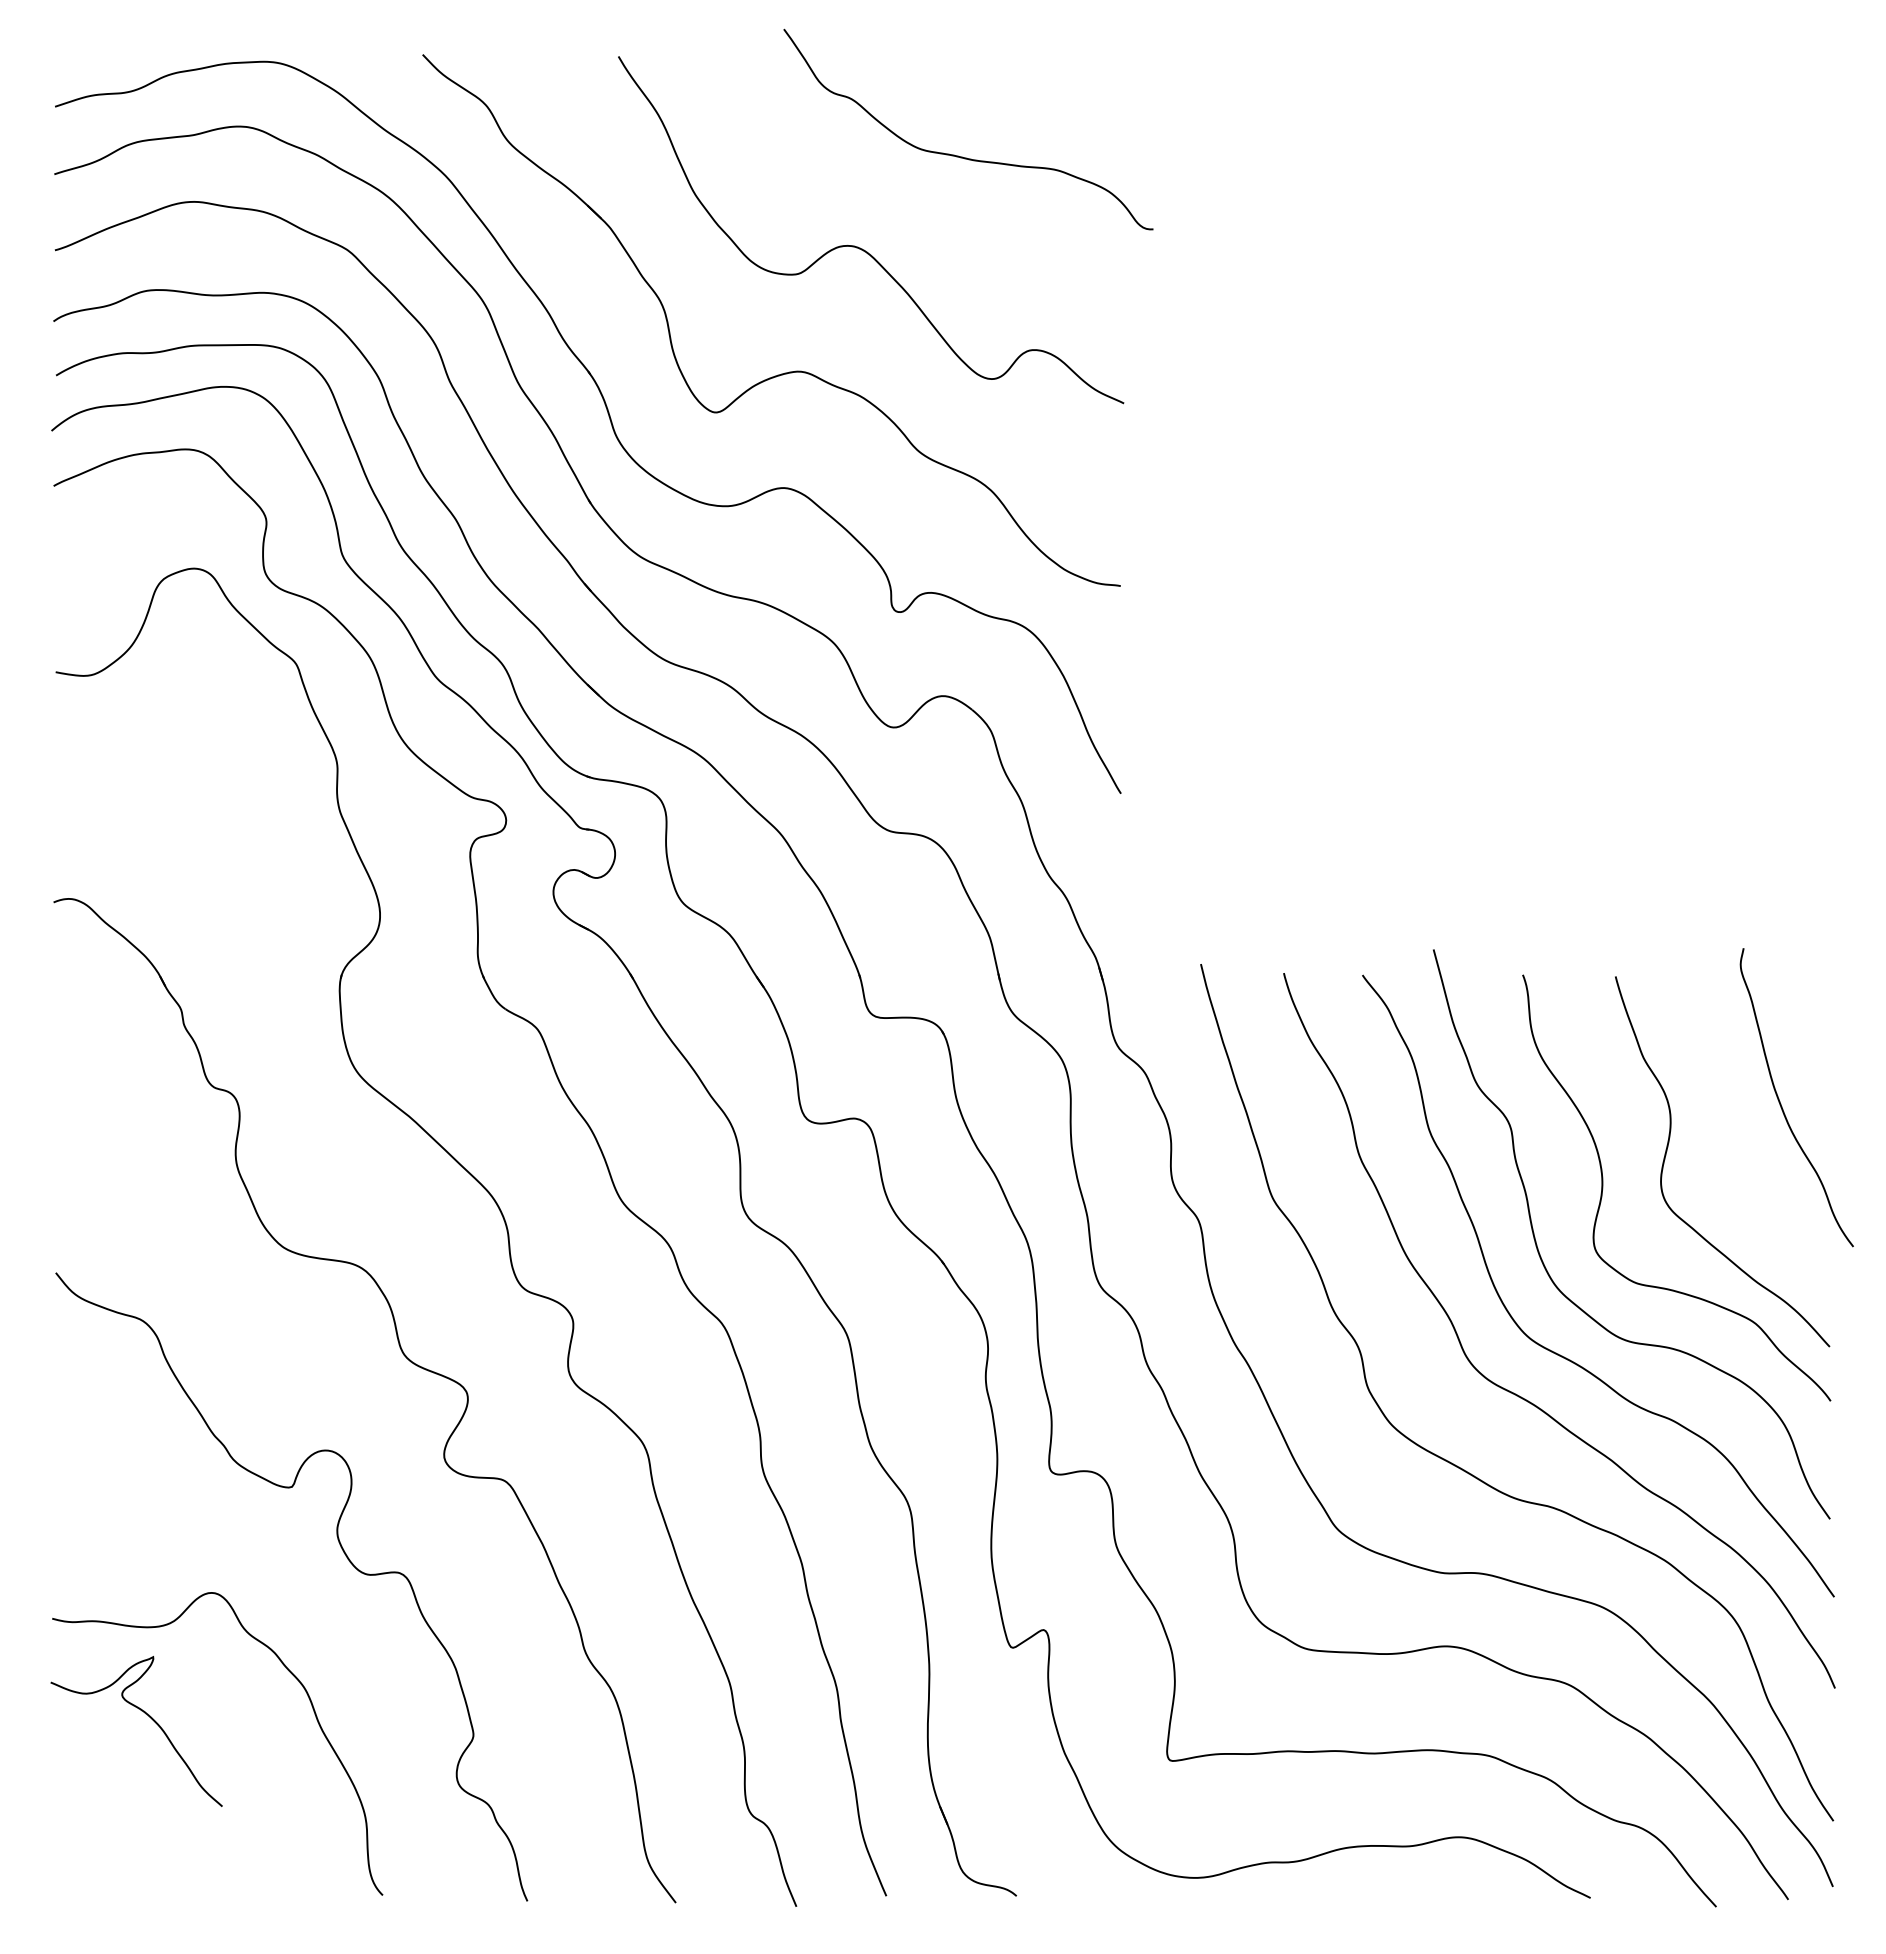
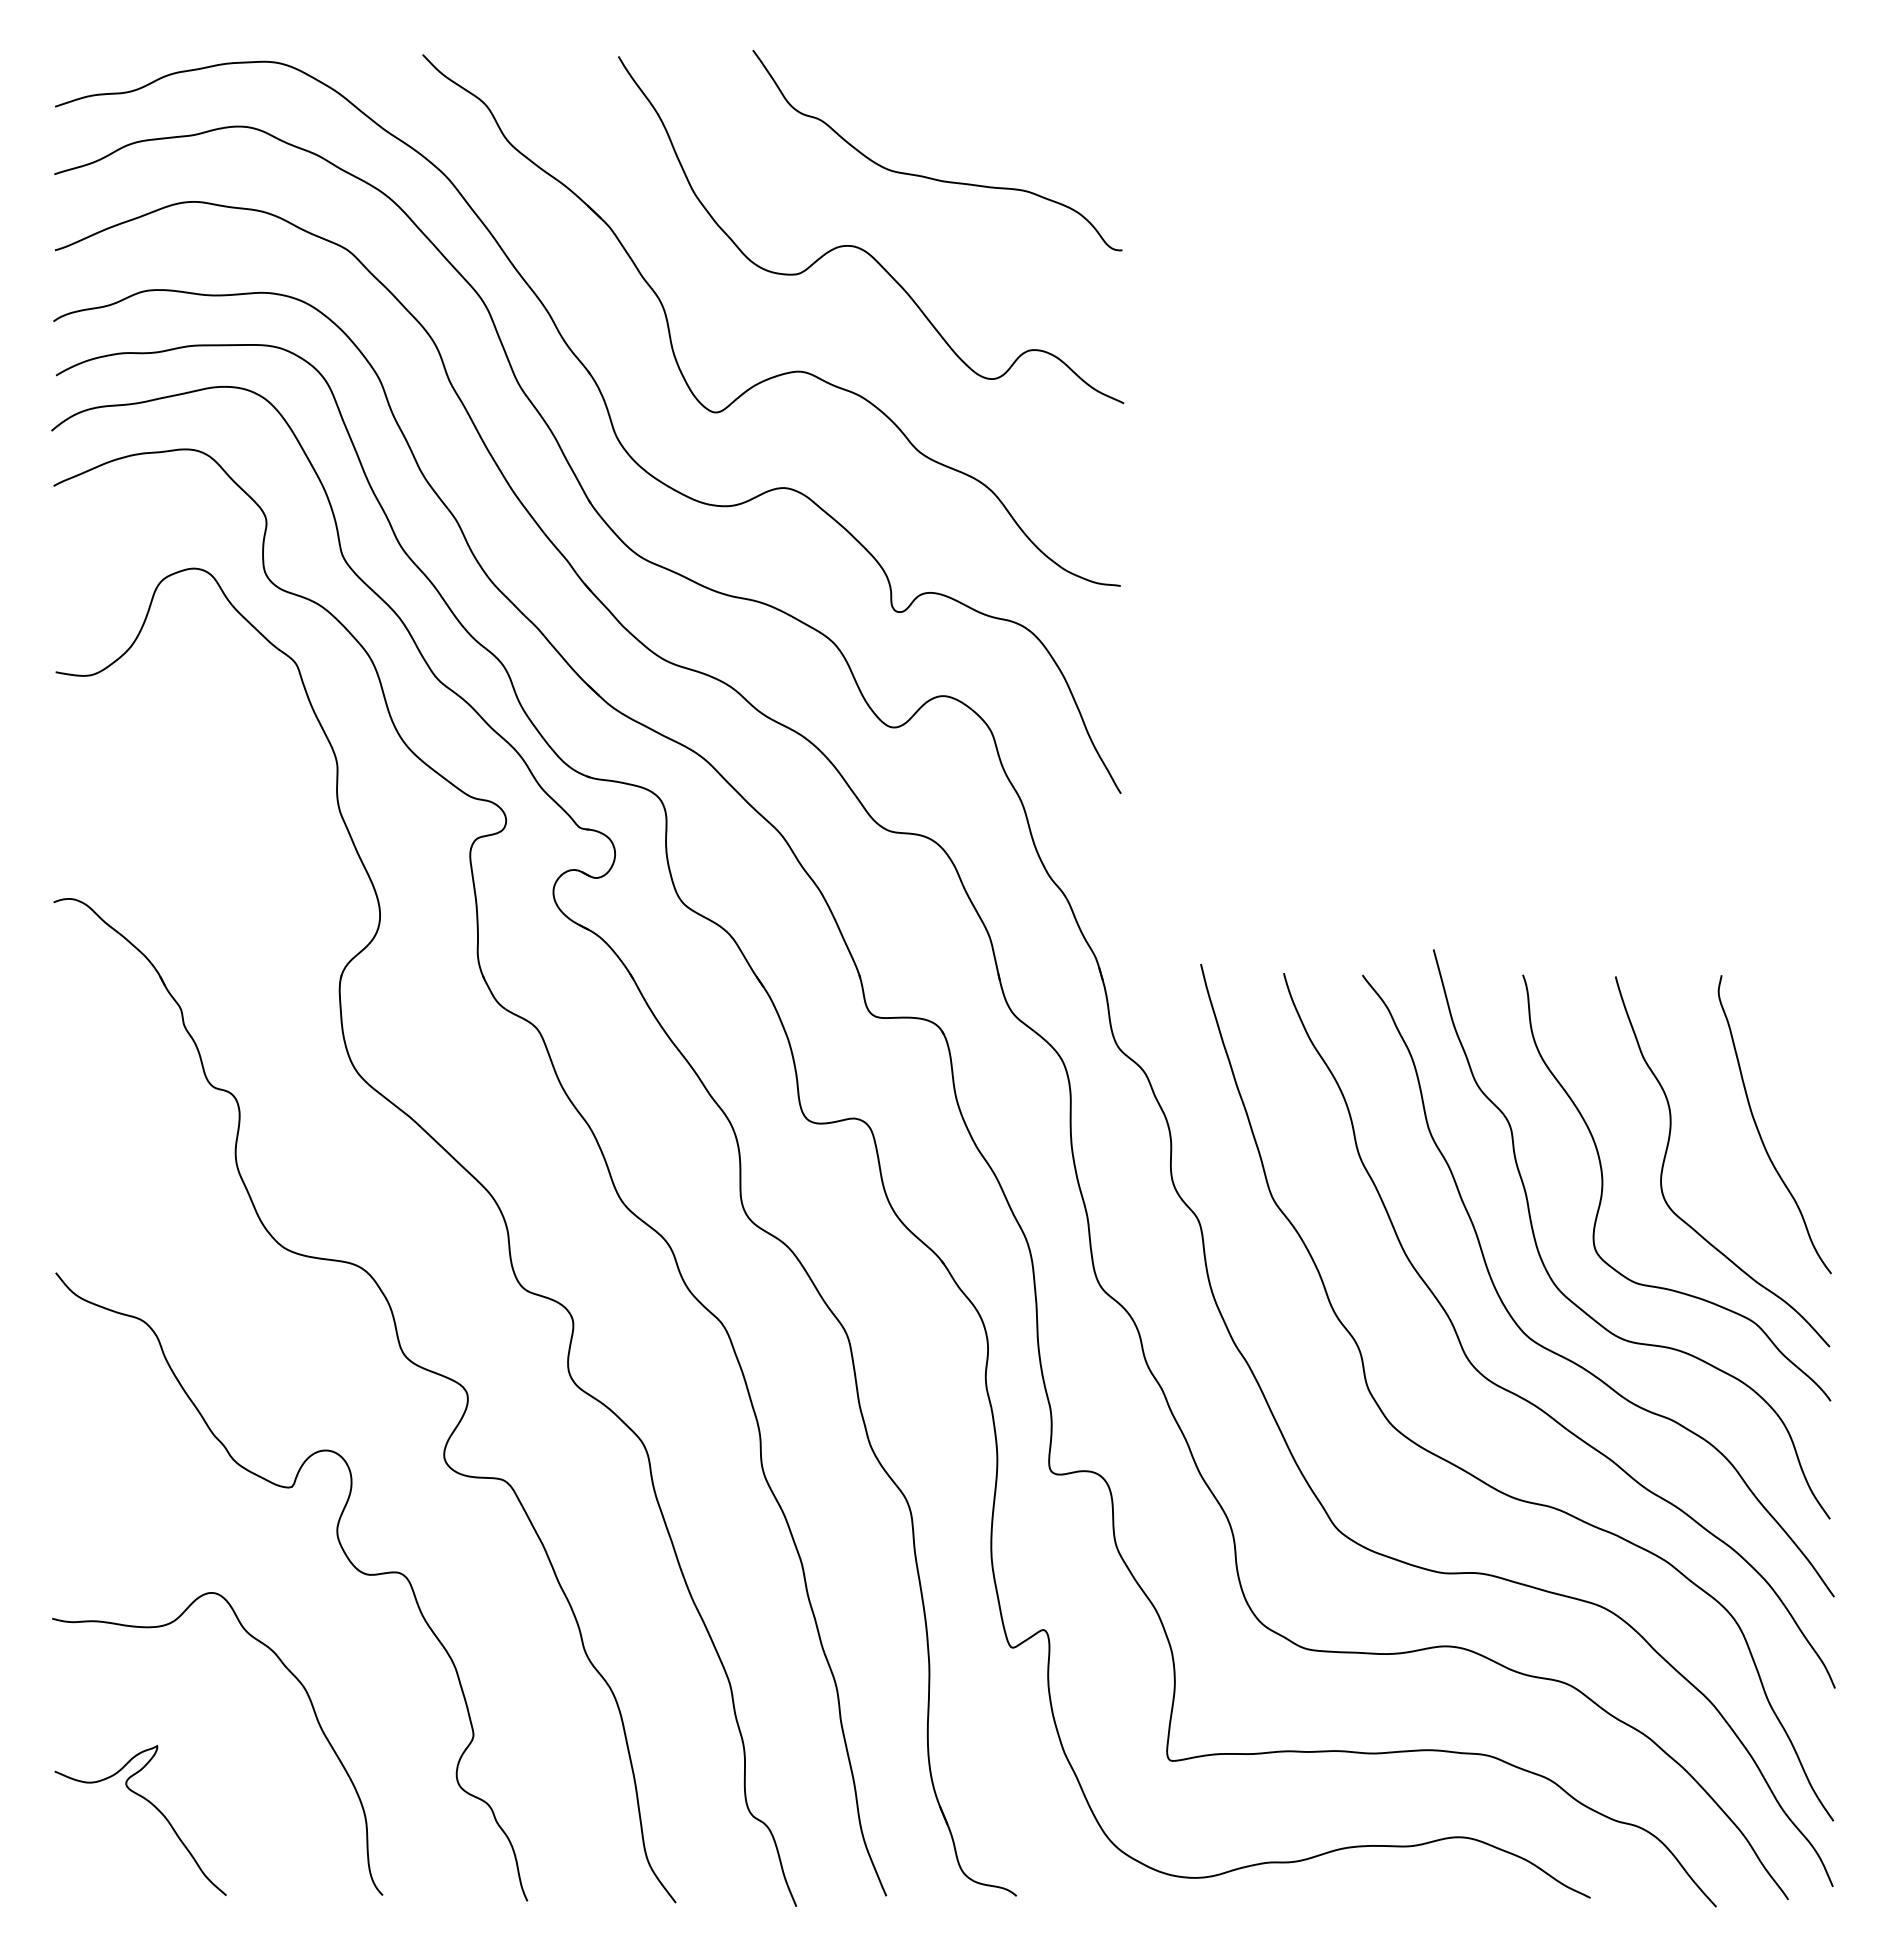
curve position: (962, 156) -> (931, 177) (931, 177)
curve position: (1781, 1103) -> (1759, 1130) (1759, 1130)
curve position: (149, 1717) -> (153, 1806) (153, 1806)
